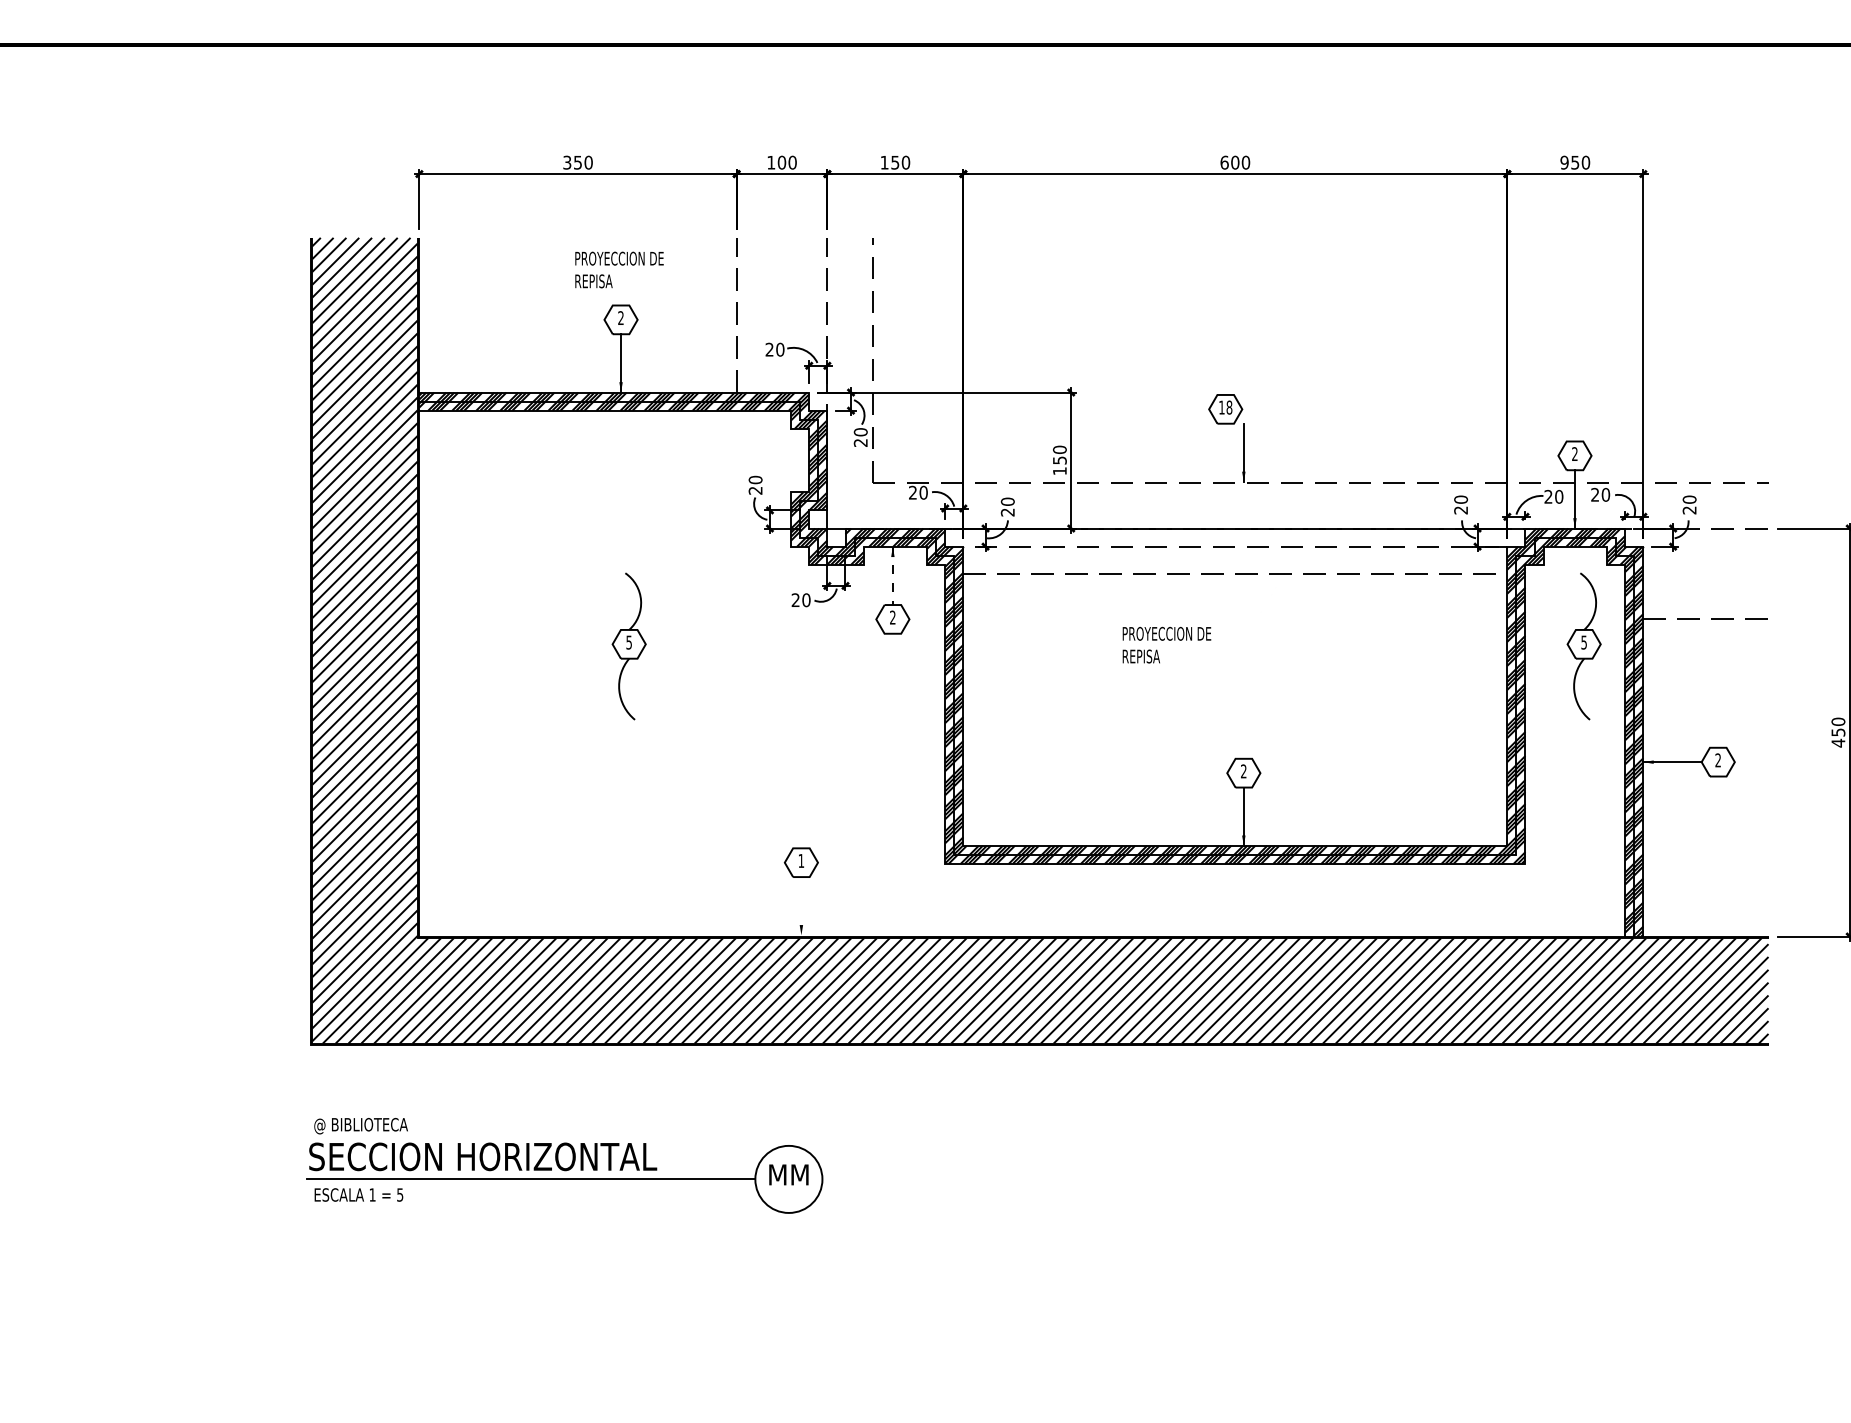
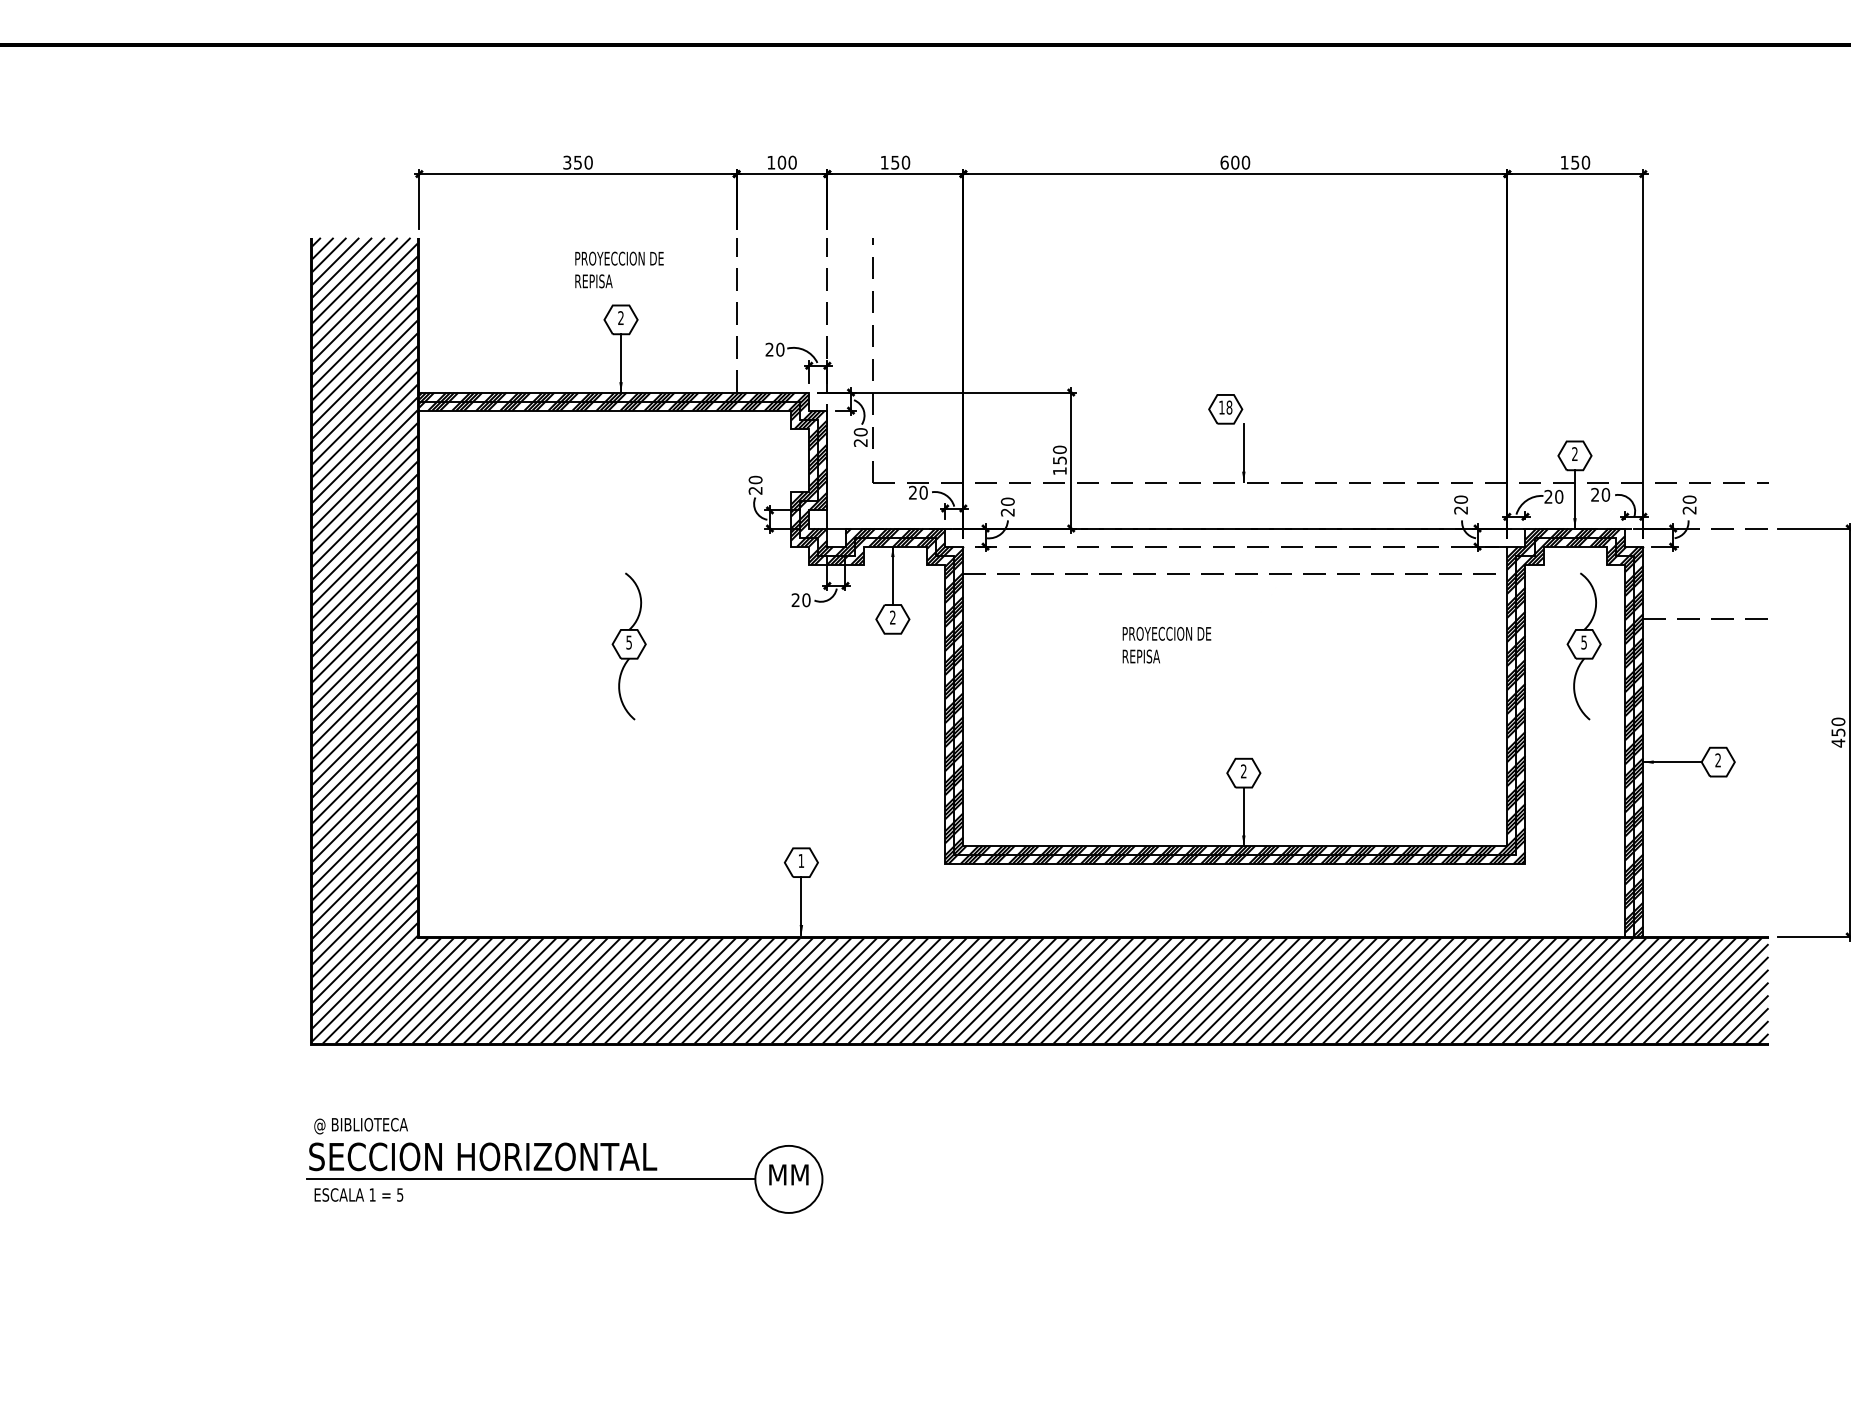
text: 950 -> 150 (1564, 162)
line: dashed -> solid (892, 576)
line: none -> present (801, 906)
